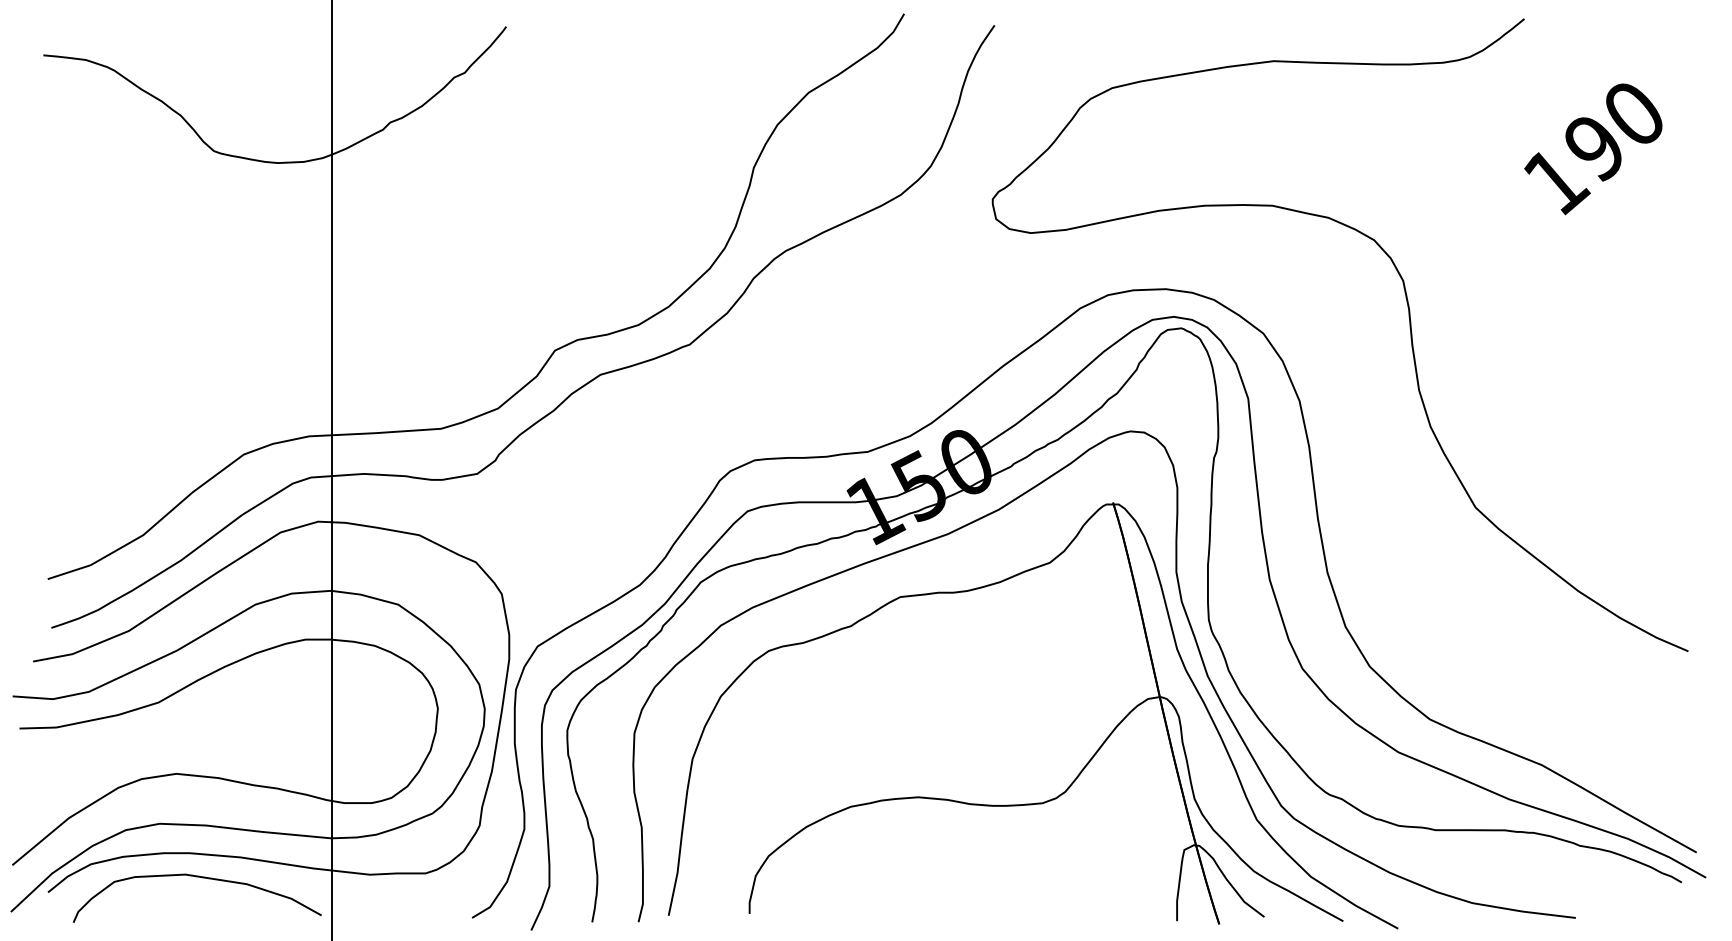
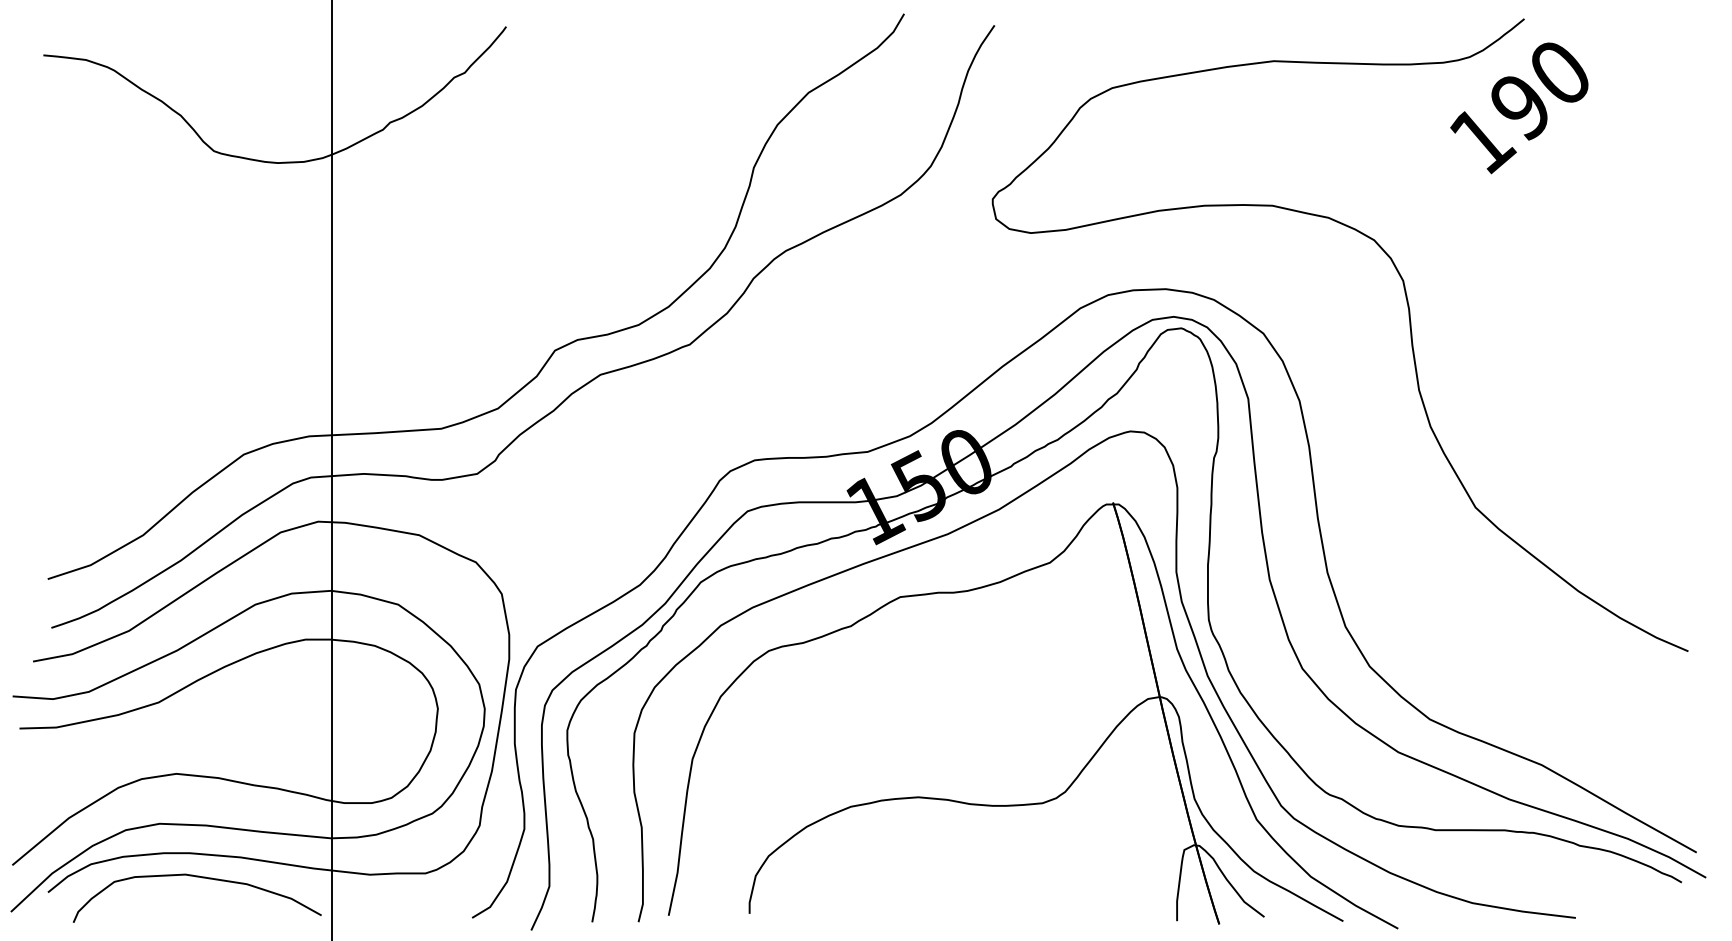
text position: (1593, 149) -> (1519, 108) (1519, 108)
